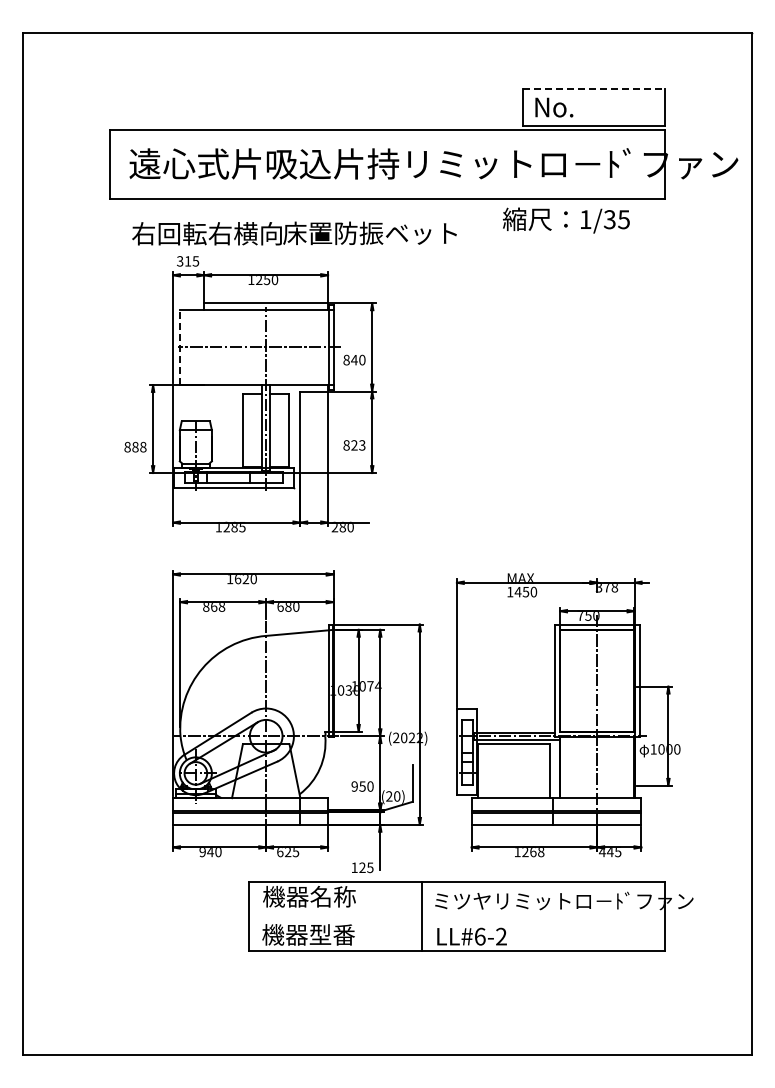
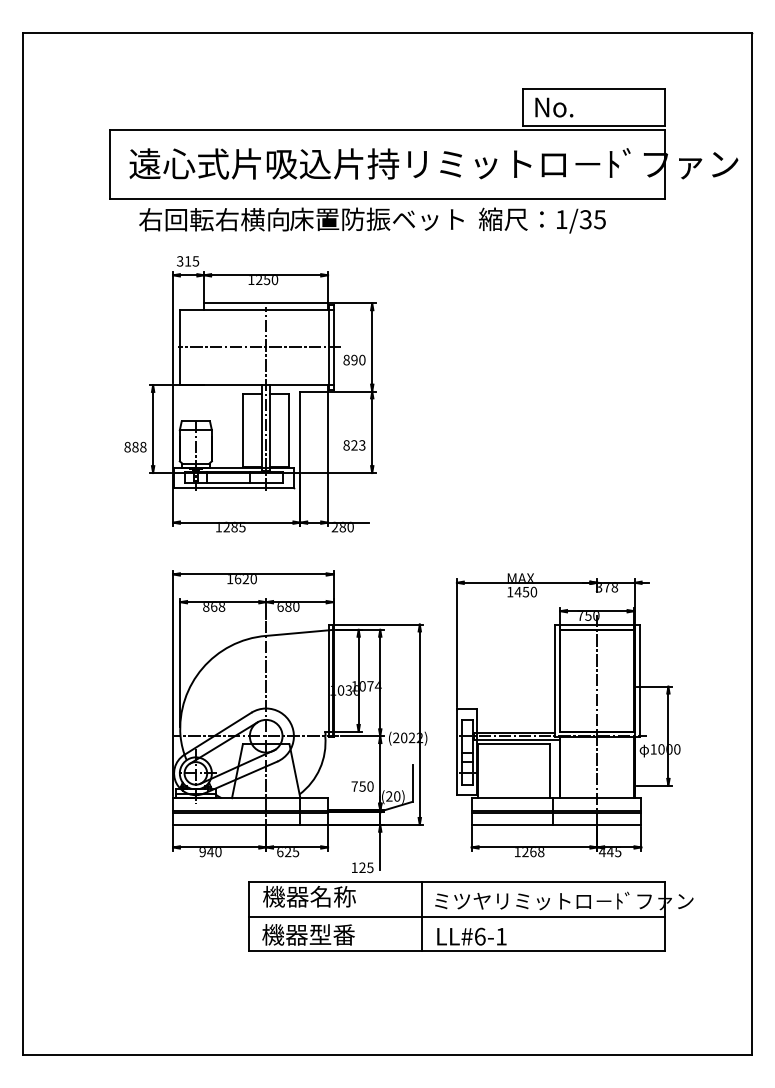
line: dashed -> solid (593, 89)
text position: (566, 220) -> (542, 220) (542, 220)
text position: (294, 233) -> (301, 219) (301, 219)
line: dashed -> solid (180, 346)
text: 840 -> 890 (354, 359)
text: 950 -> 750 (354, 786)
line: none -> present (456, 916)
text: LL#6-2 -> LL#6-1 (501, 936)
